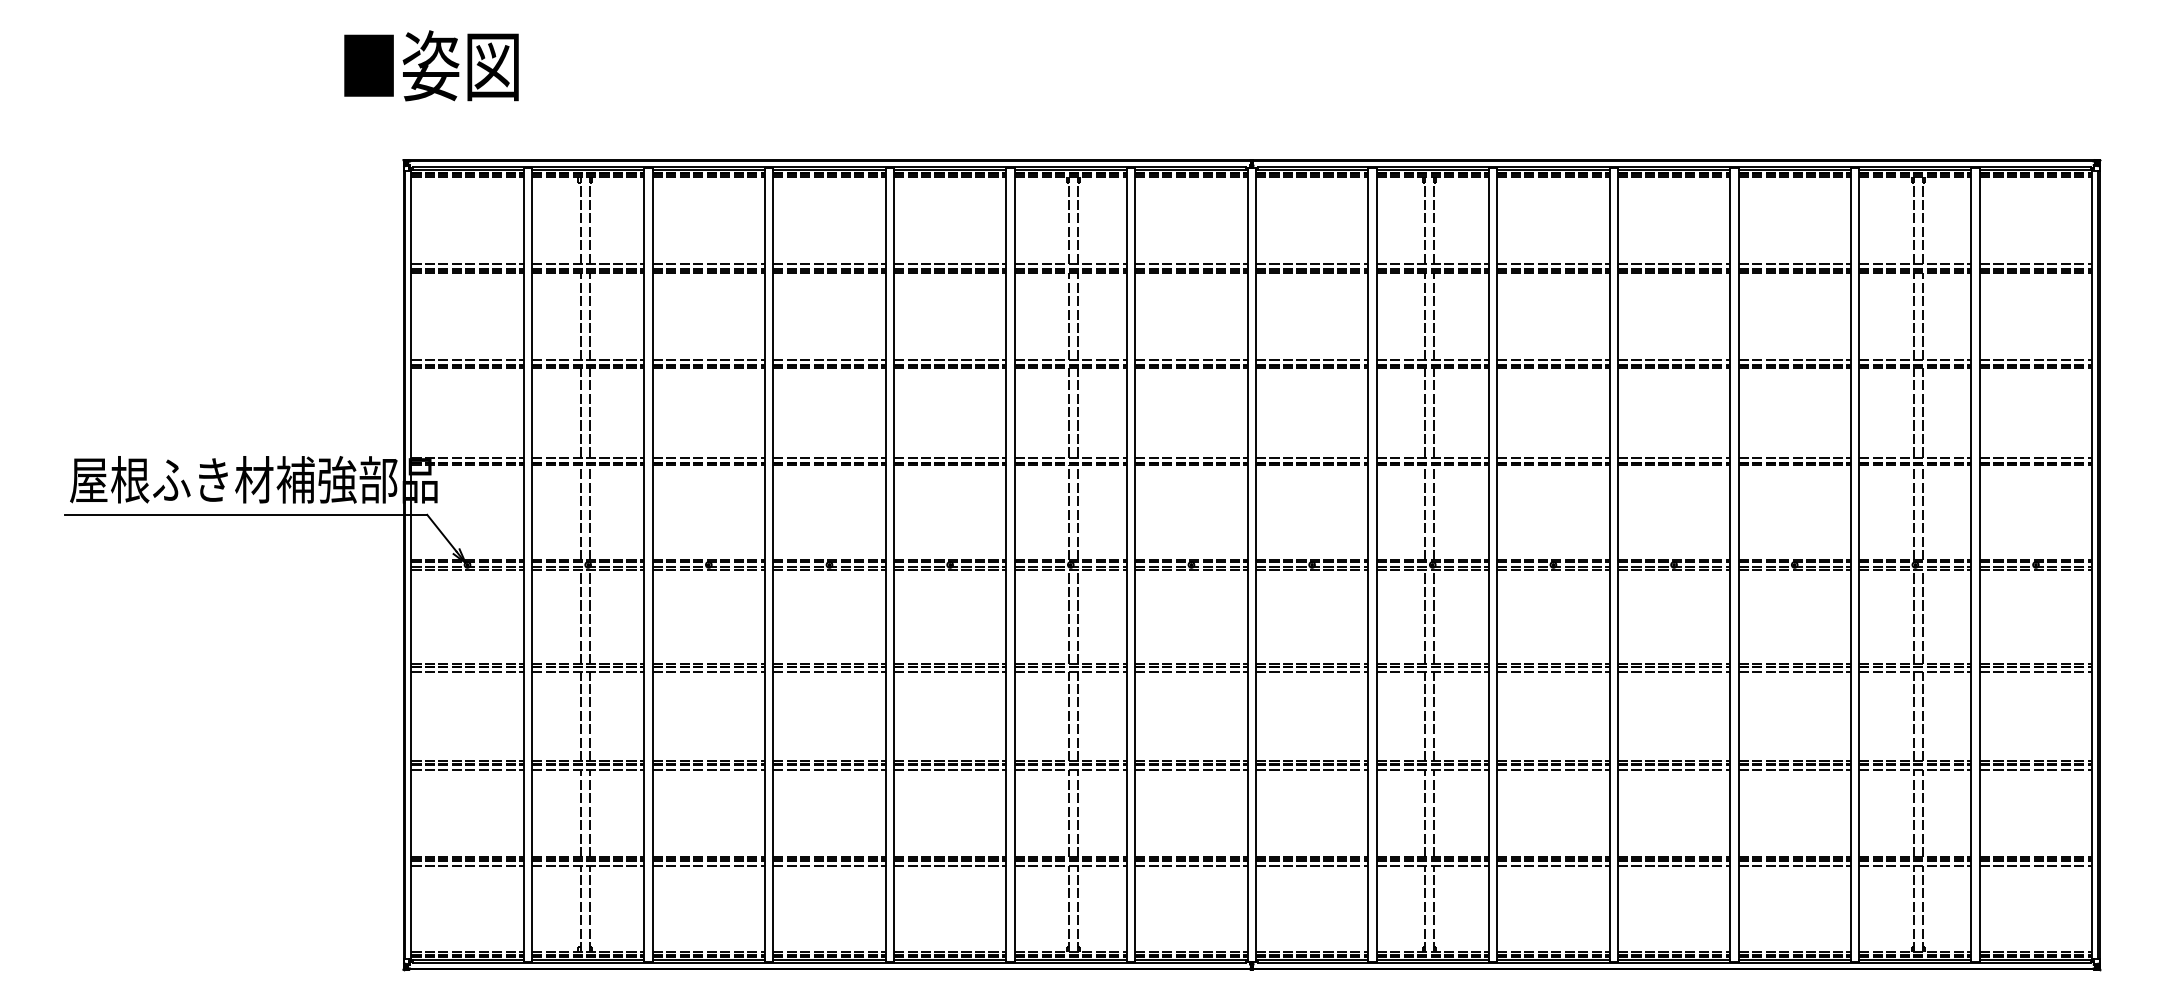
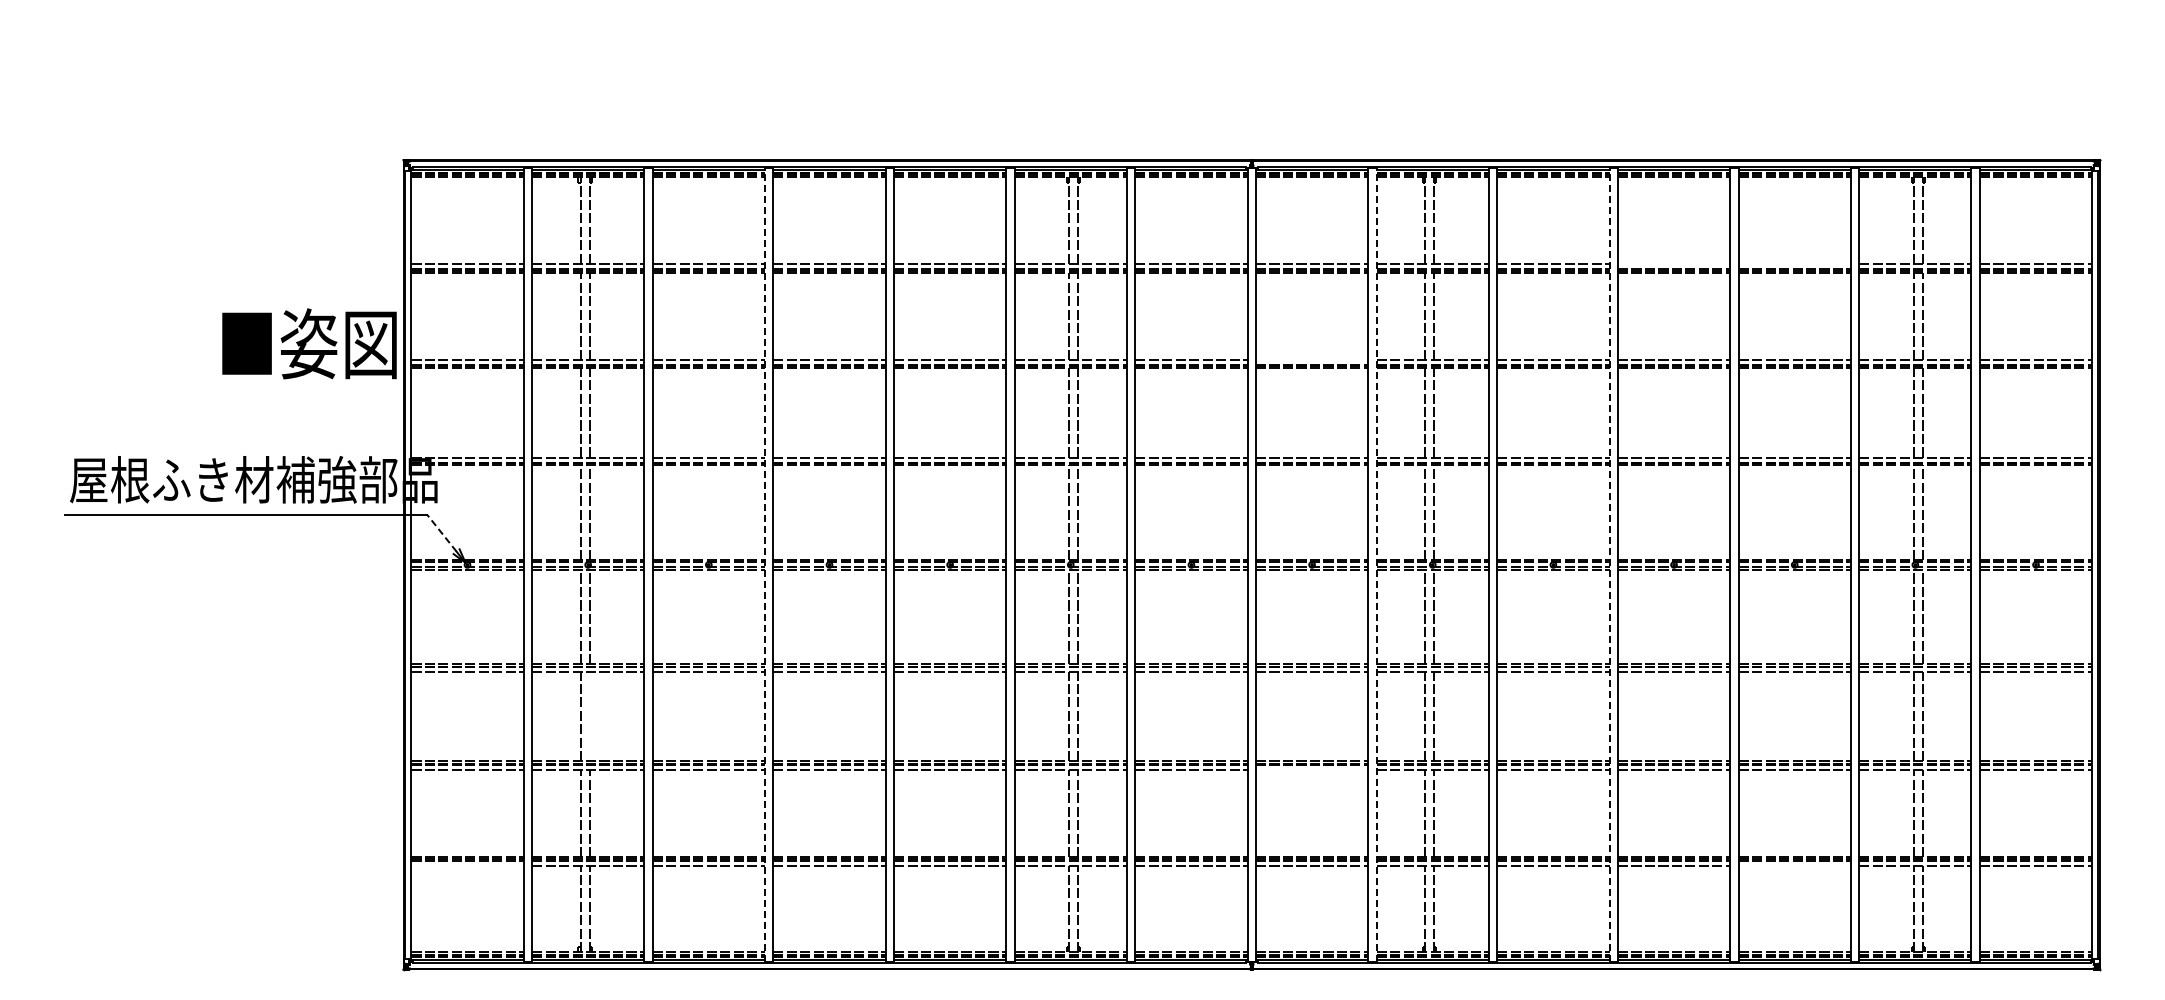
text position: (431, 65) -> (309, 343) (309, 343)
line: present -> none (1673, 263)
line: present -> none (1794, 263)
line: present -> none (1311, 360)
line: solid -> dashed (441, 533)
line: solid -> dashed (764, 564)
line: solid -> dashed (1376, 564)
line: solid -> dashed (1609, 564)
line: present -> none (589, 716)
line: present -> none (1311, 769)
line: present -> none (467, 865)
line: present -> none (1794, 865)
